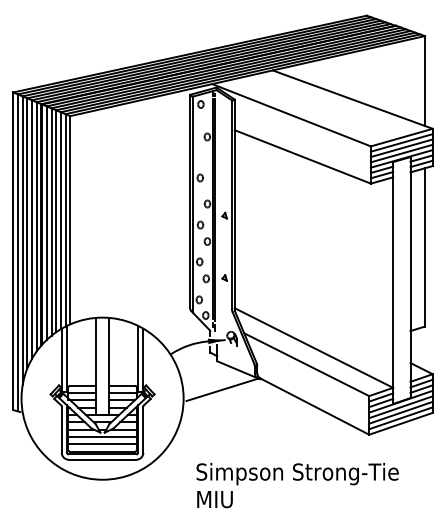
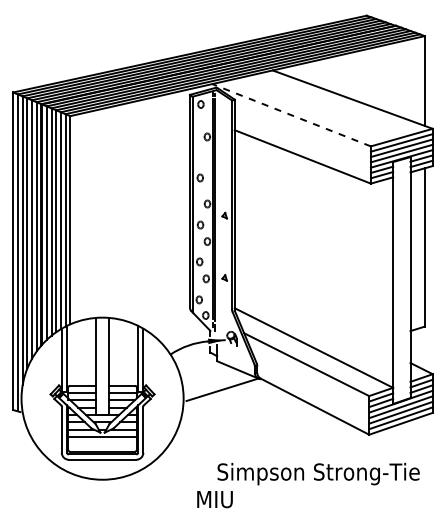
line: solid -> dashed (291, 115)
line: present -> none (102, 444)
text position: (297, 473) -> (318, 473) (318, 473)
